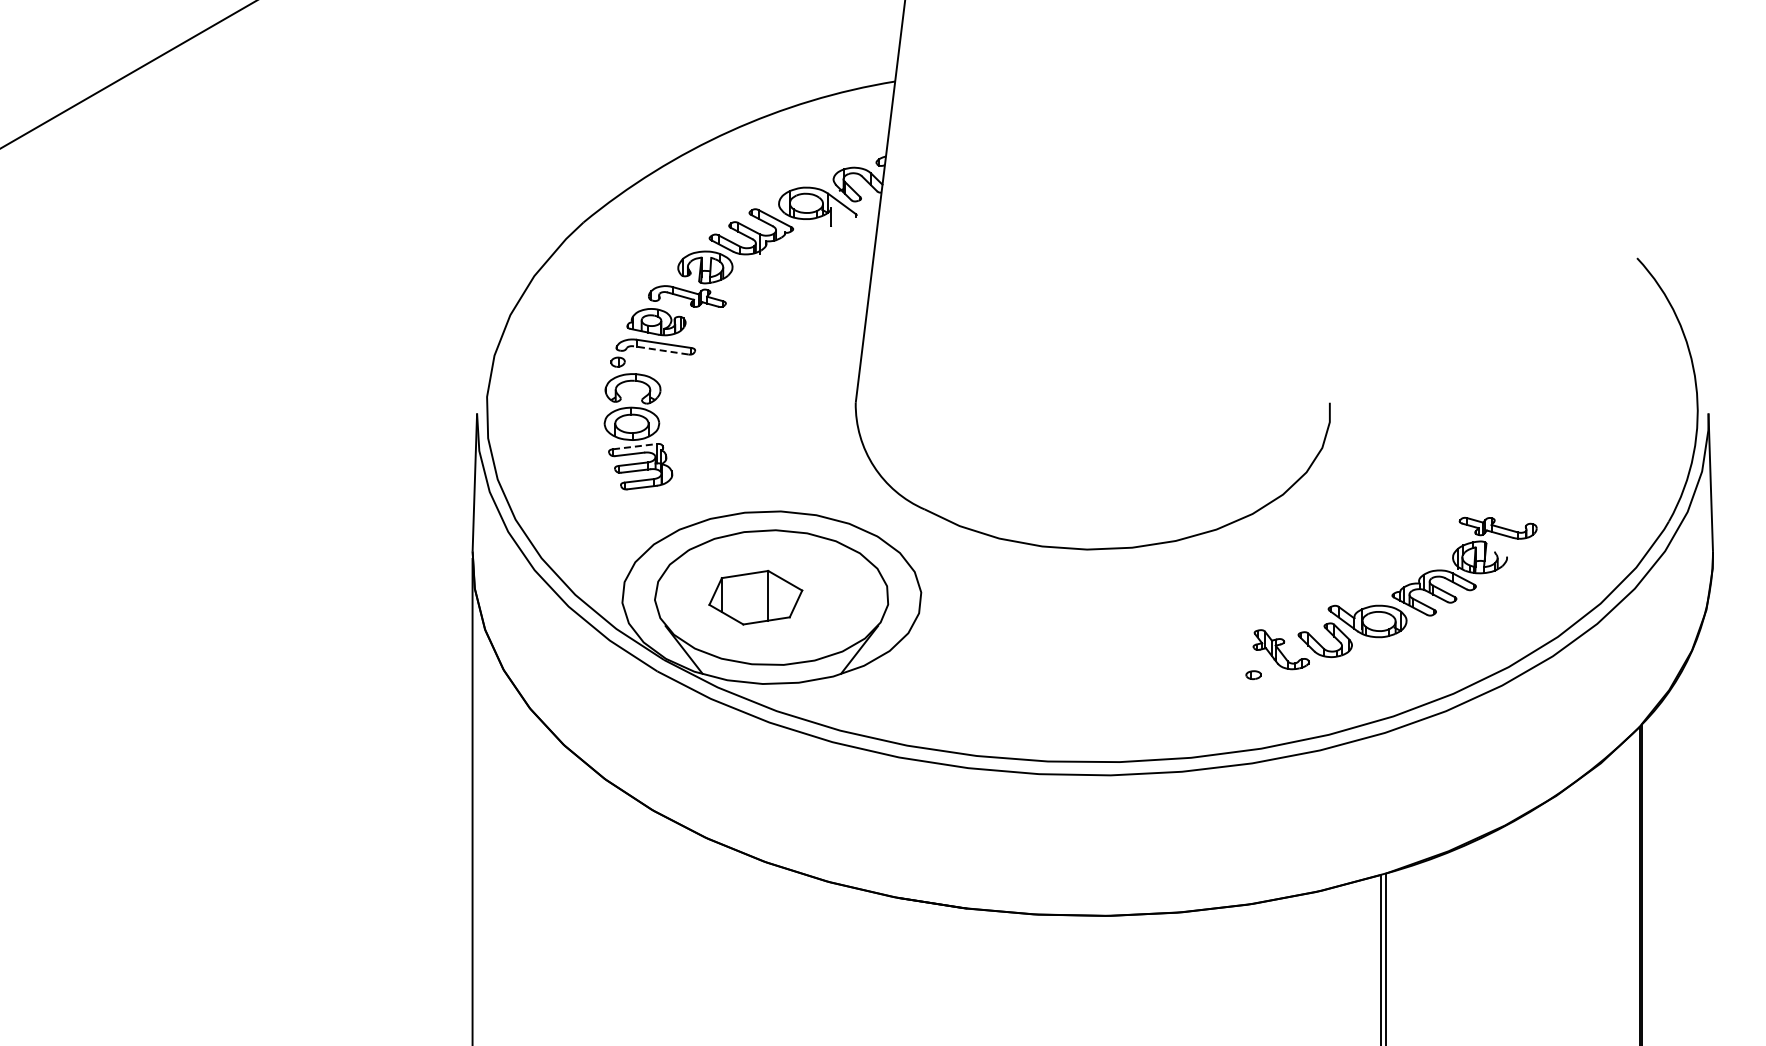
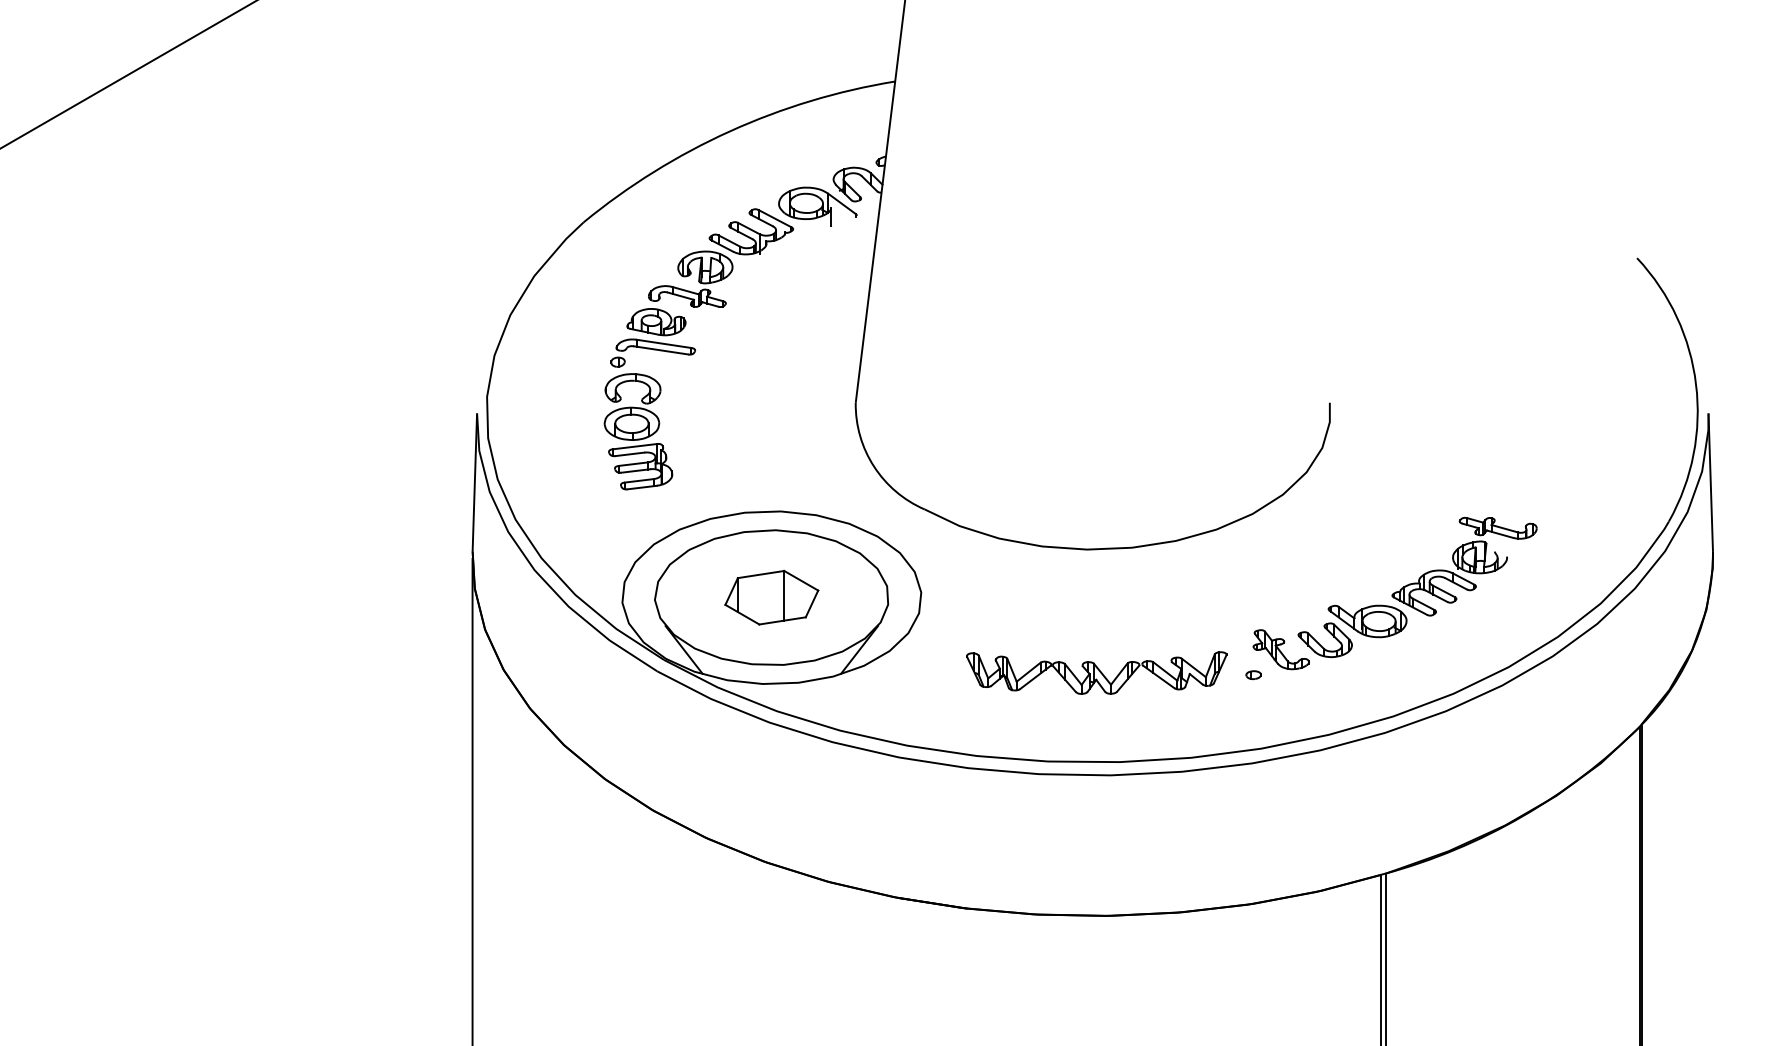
line: dashed -> solid (660, 350)
line: dashed -> solid (635, 446)
part position: (755, 597) -> (771, 597) (771, 597)
part: none -> present (1096, 672)
